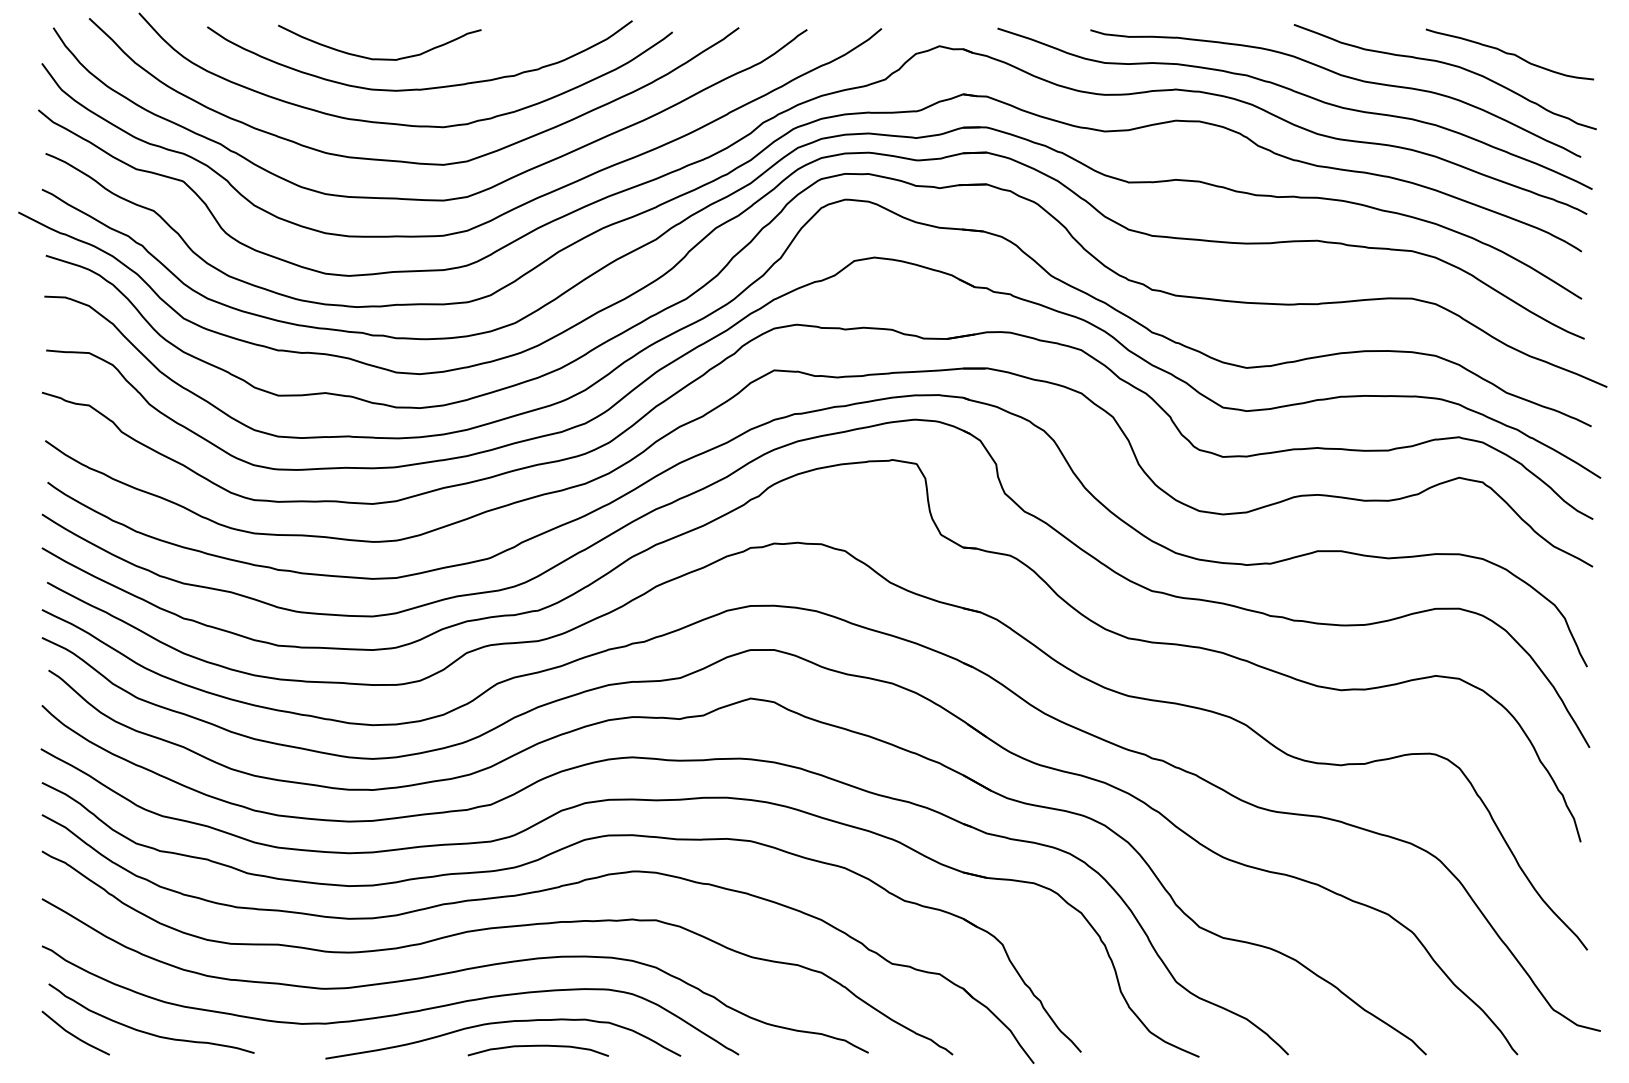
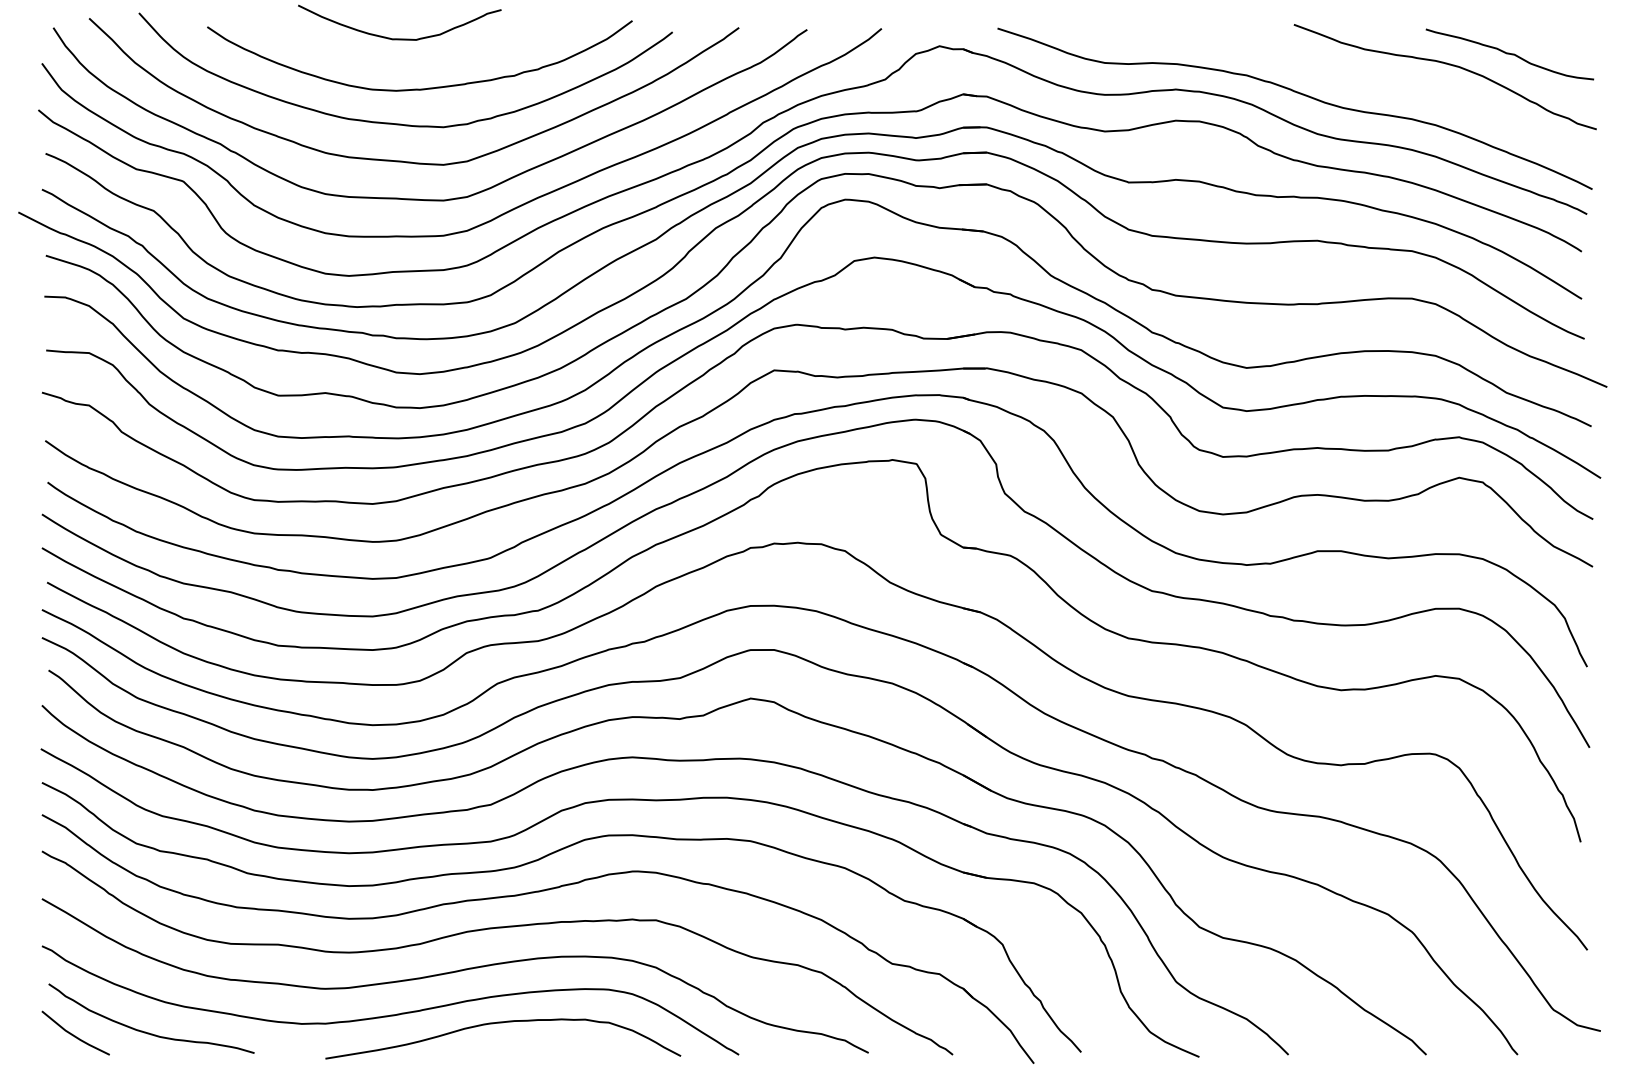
curve position: (379, 58) -> (399, 38) (399, 38)
curve: present -> none (1341, 76)
curve: present -> none (537, 1046)
